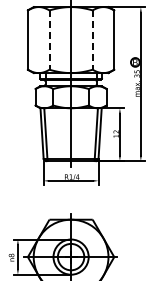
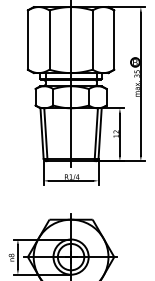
line: dashed -> solid (49, 40)
line: dashed -> solid (92, 40)
